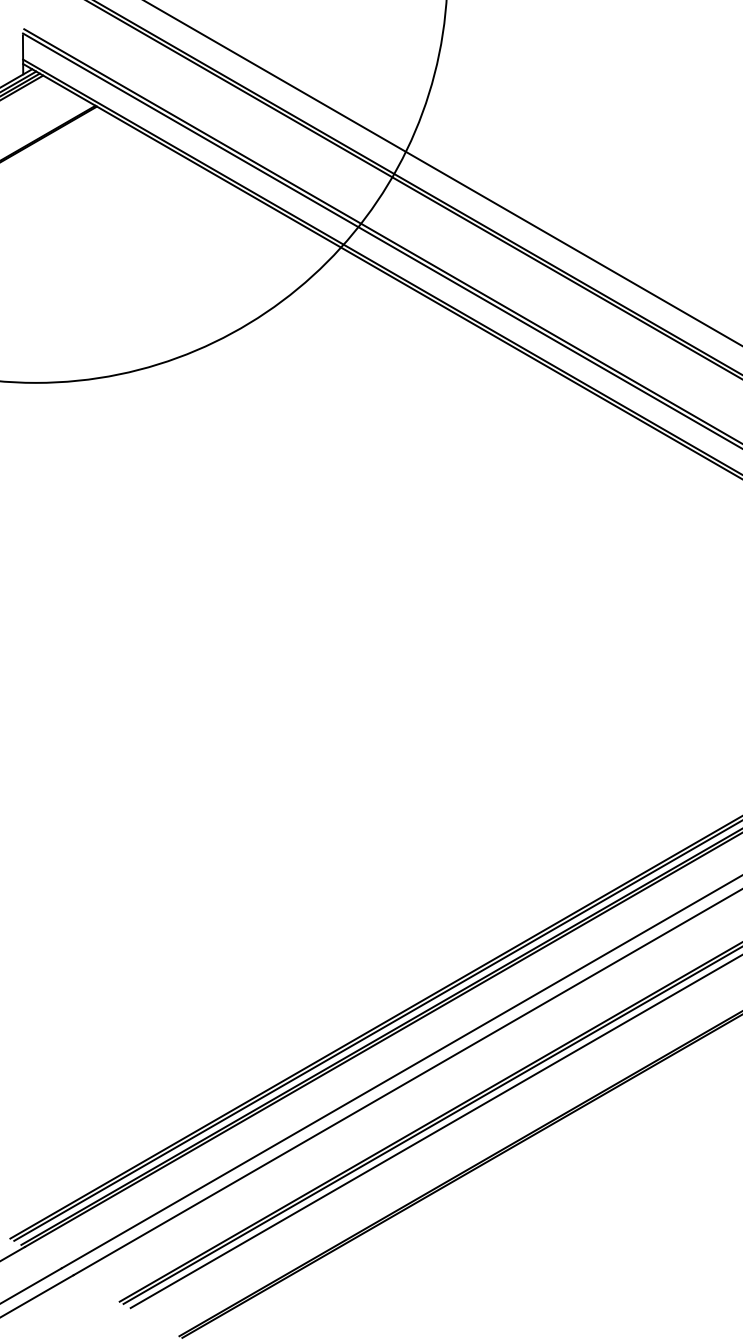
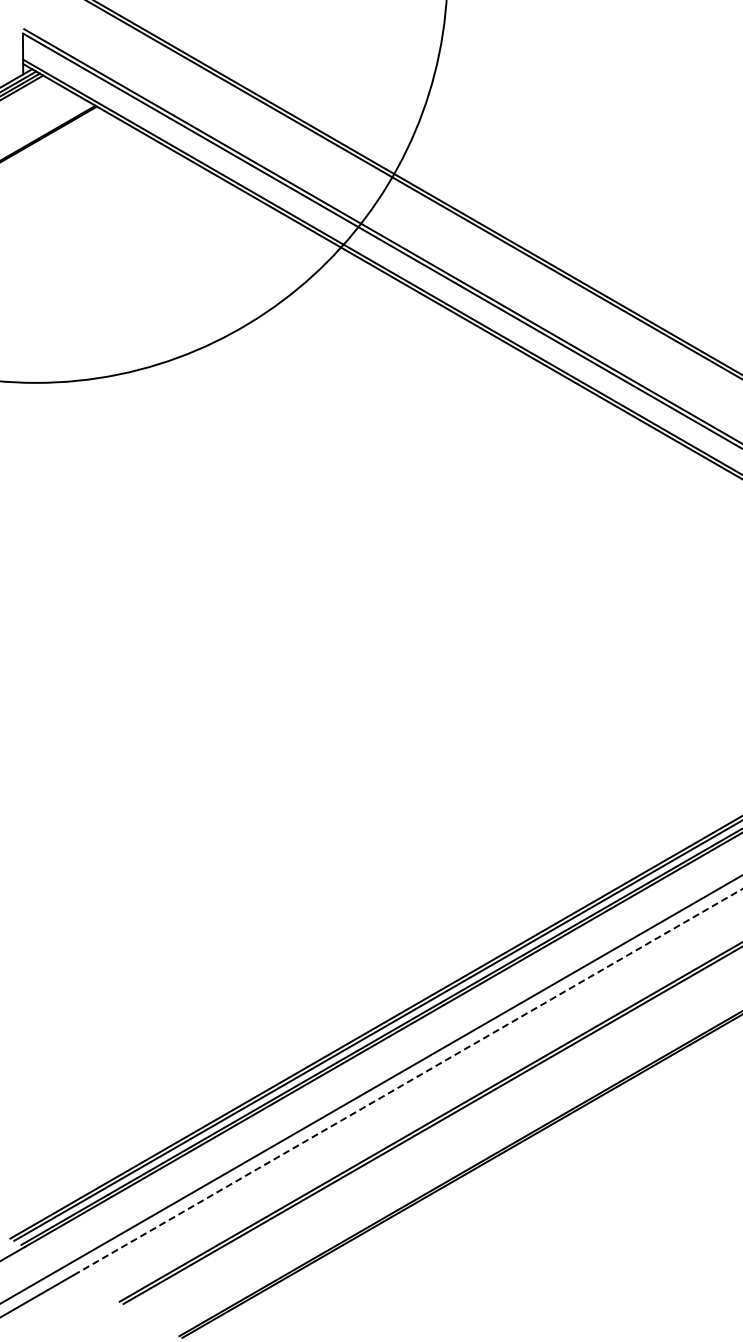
line: present -> none (442, 173)
line: solid -> dashed (408, 1081)
line: present -> none (434, 1132)
